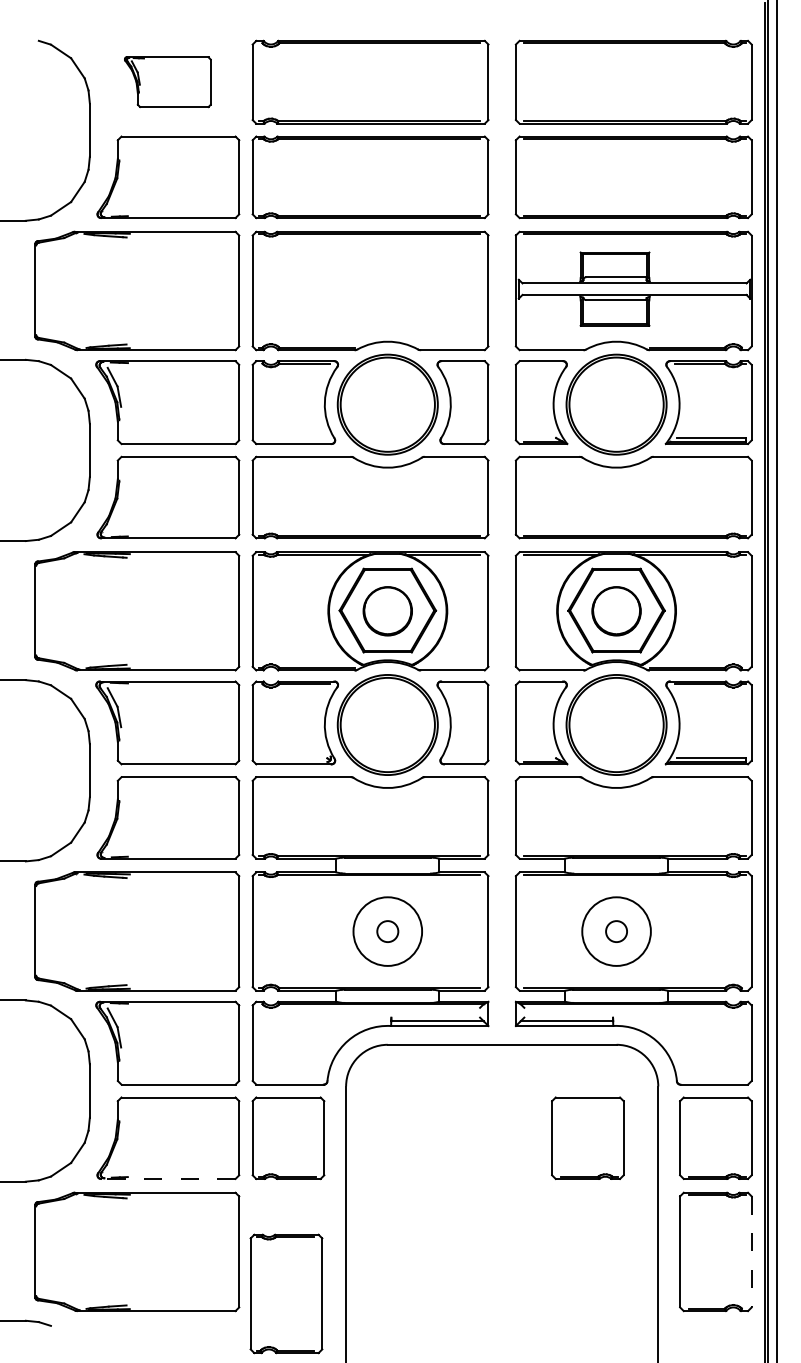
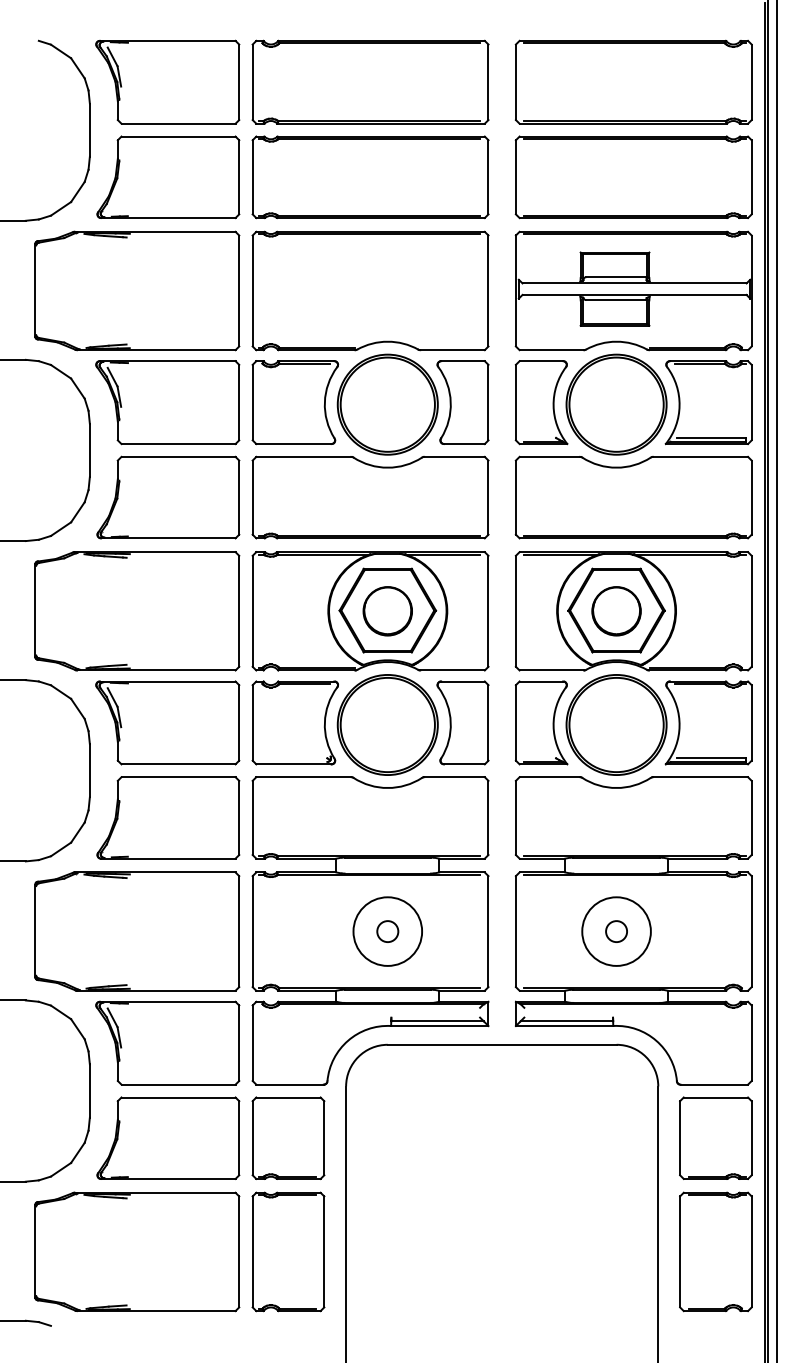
part size: 88x53 px -> 146x86 px (167, 81)
part: present -> none (587, 1137)
line: dashed -> solid (167, 1178)
line: dashed -> solid (751, 1252)
part position: (286, 1293) -> (288, 1251) (288, 1251)
